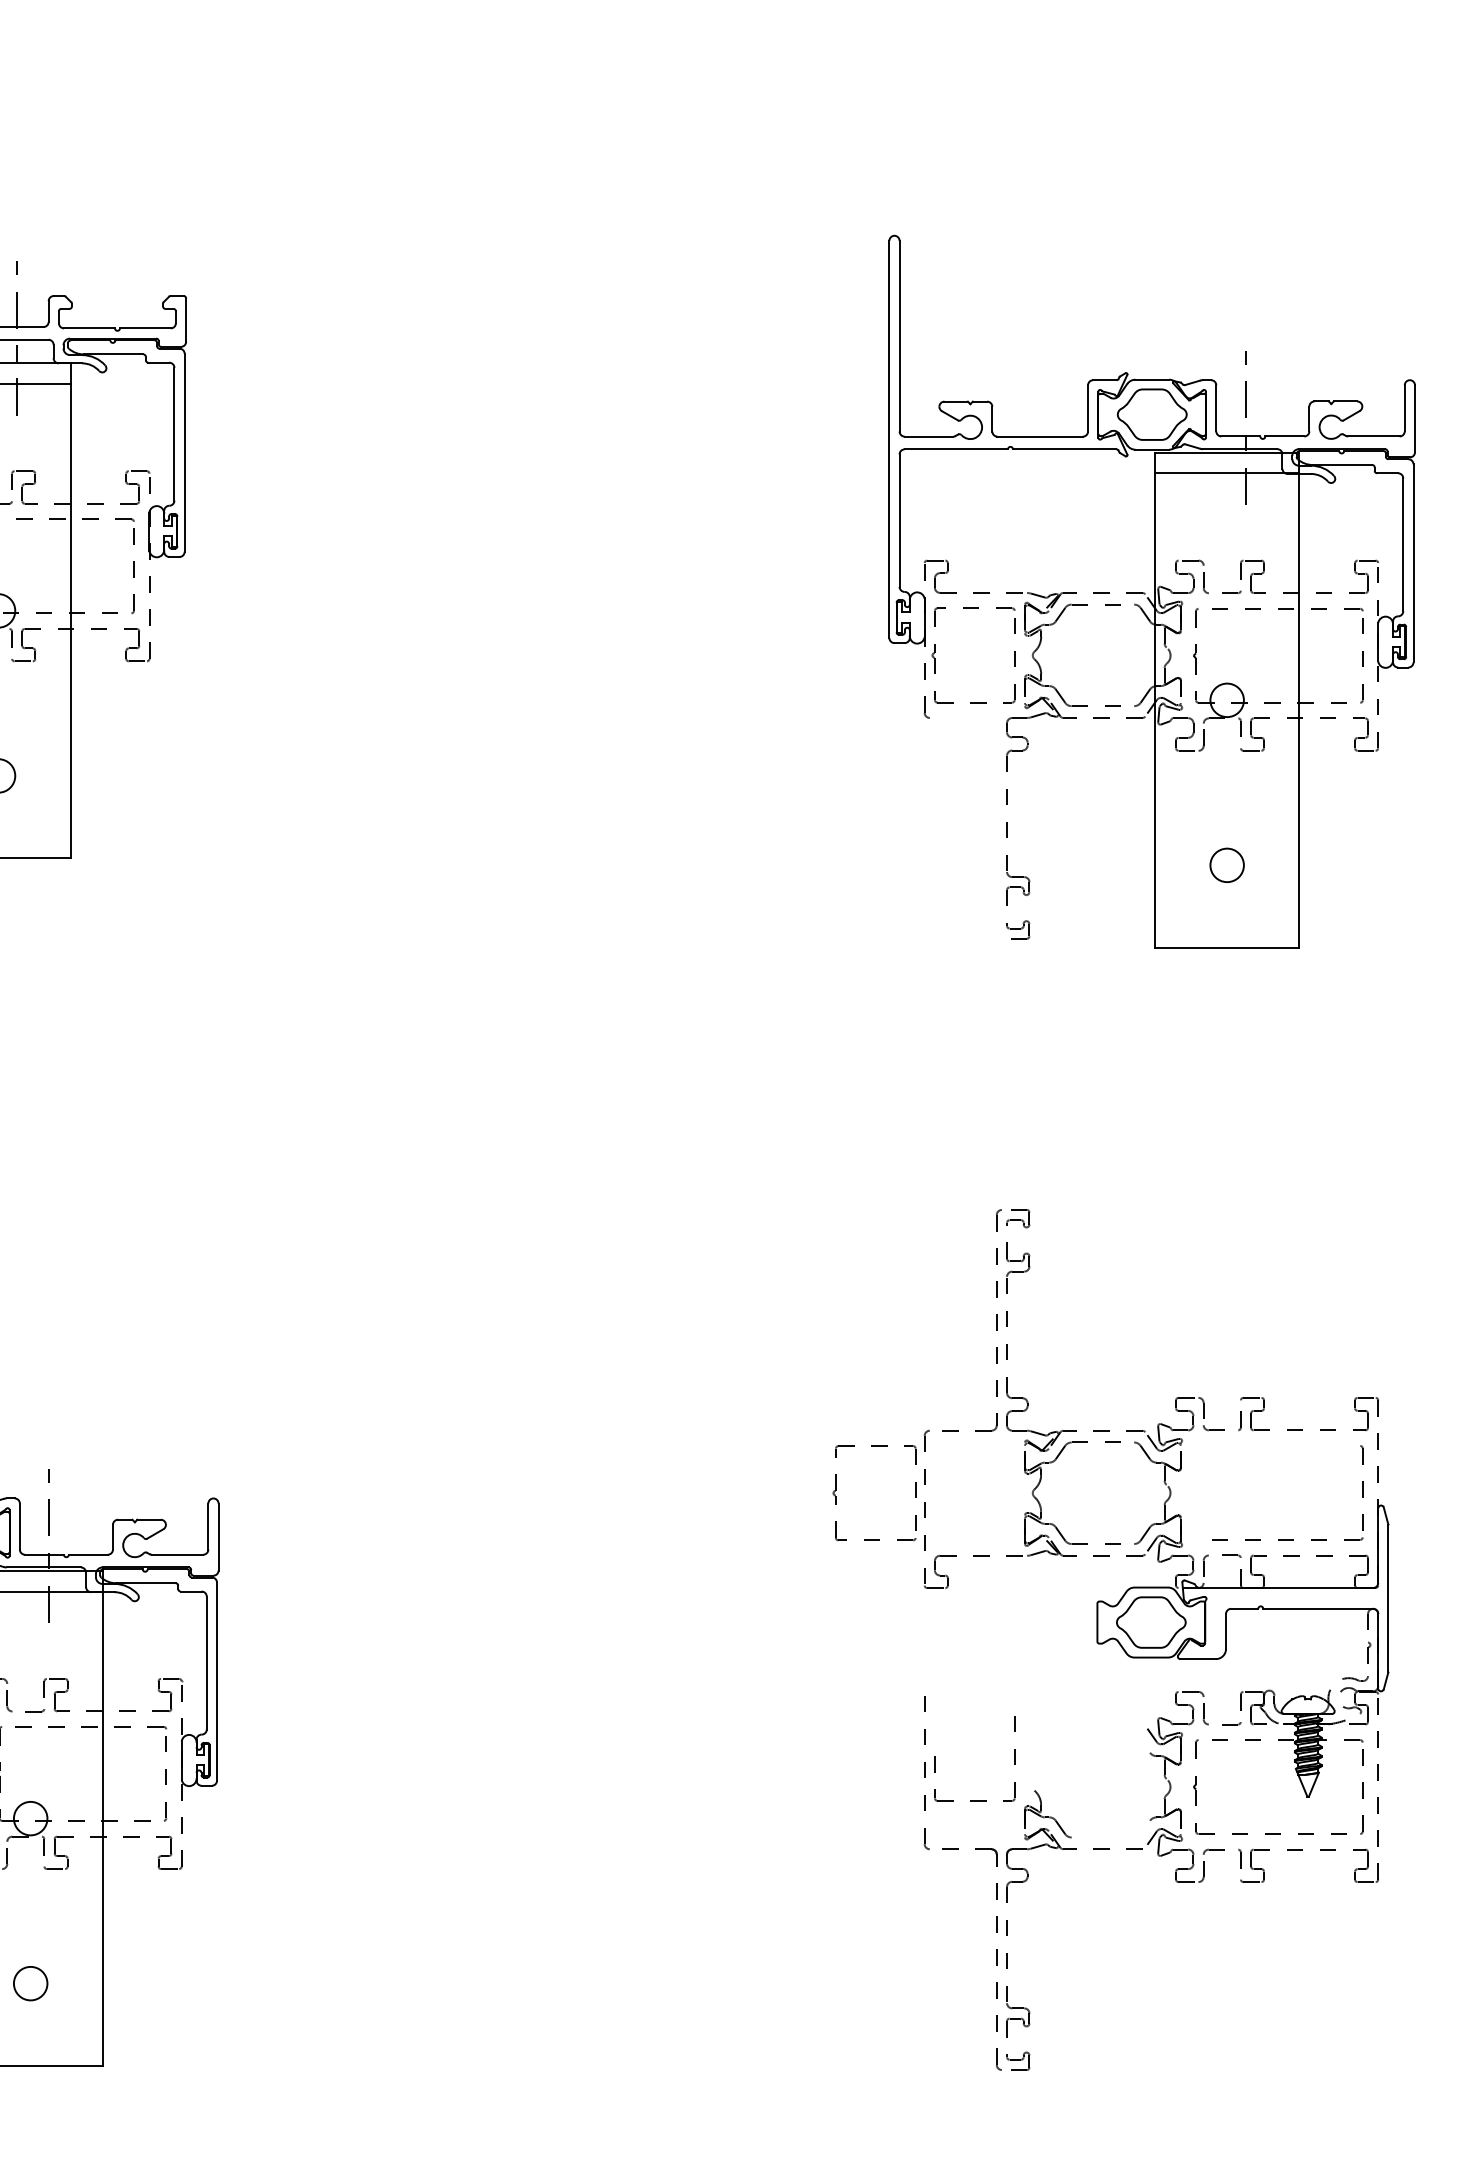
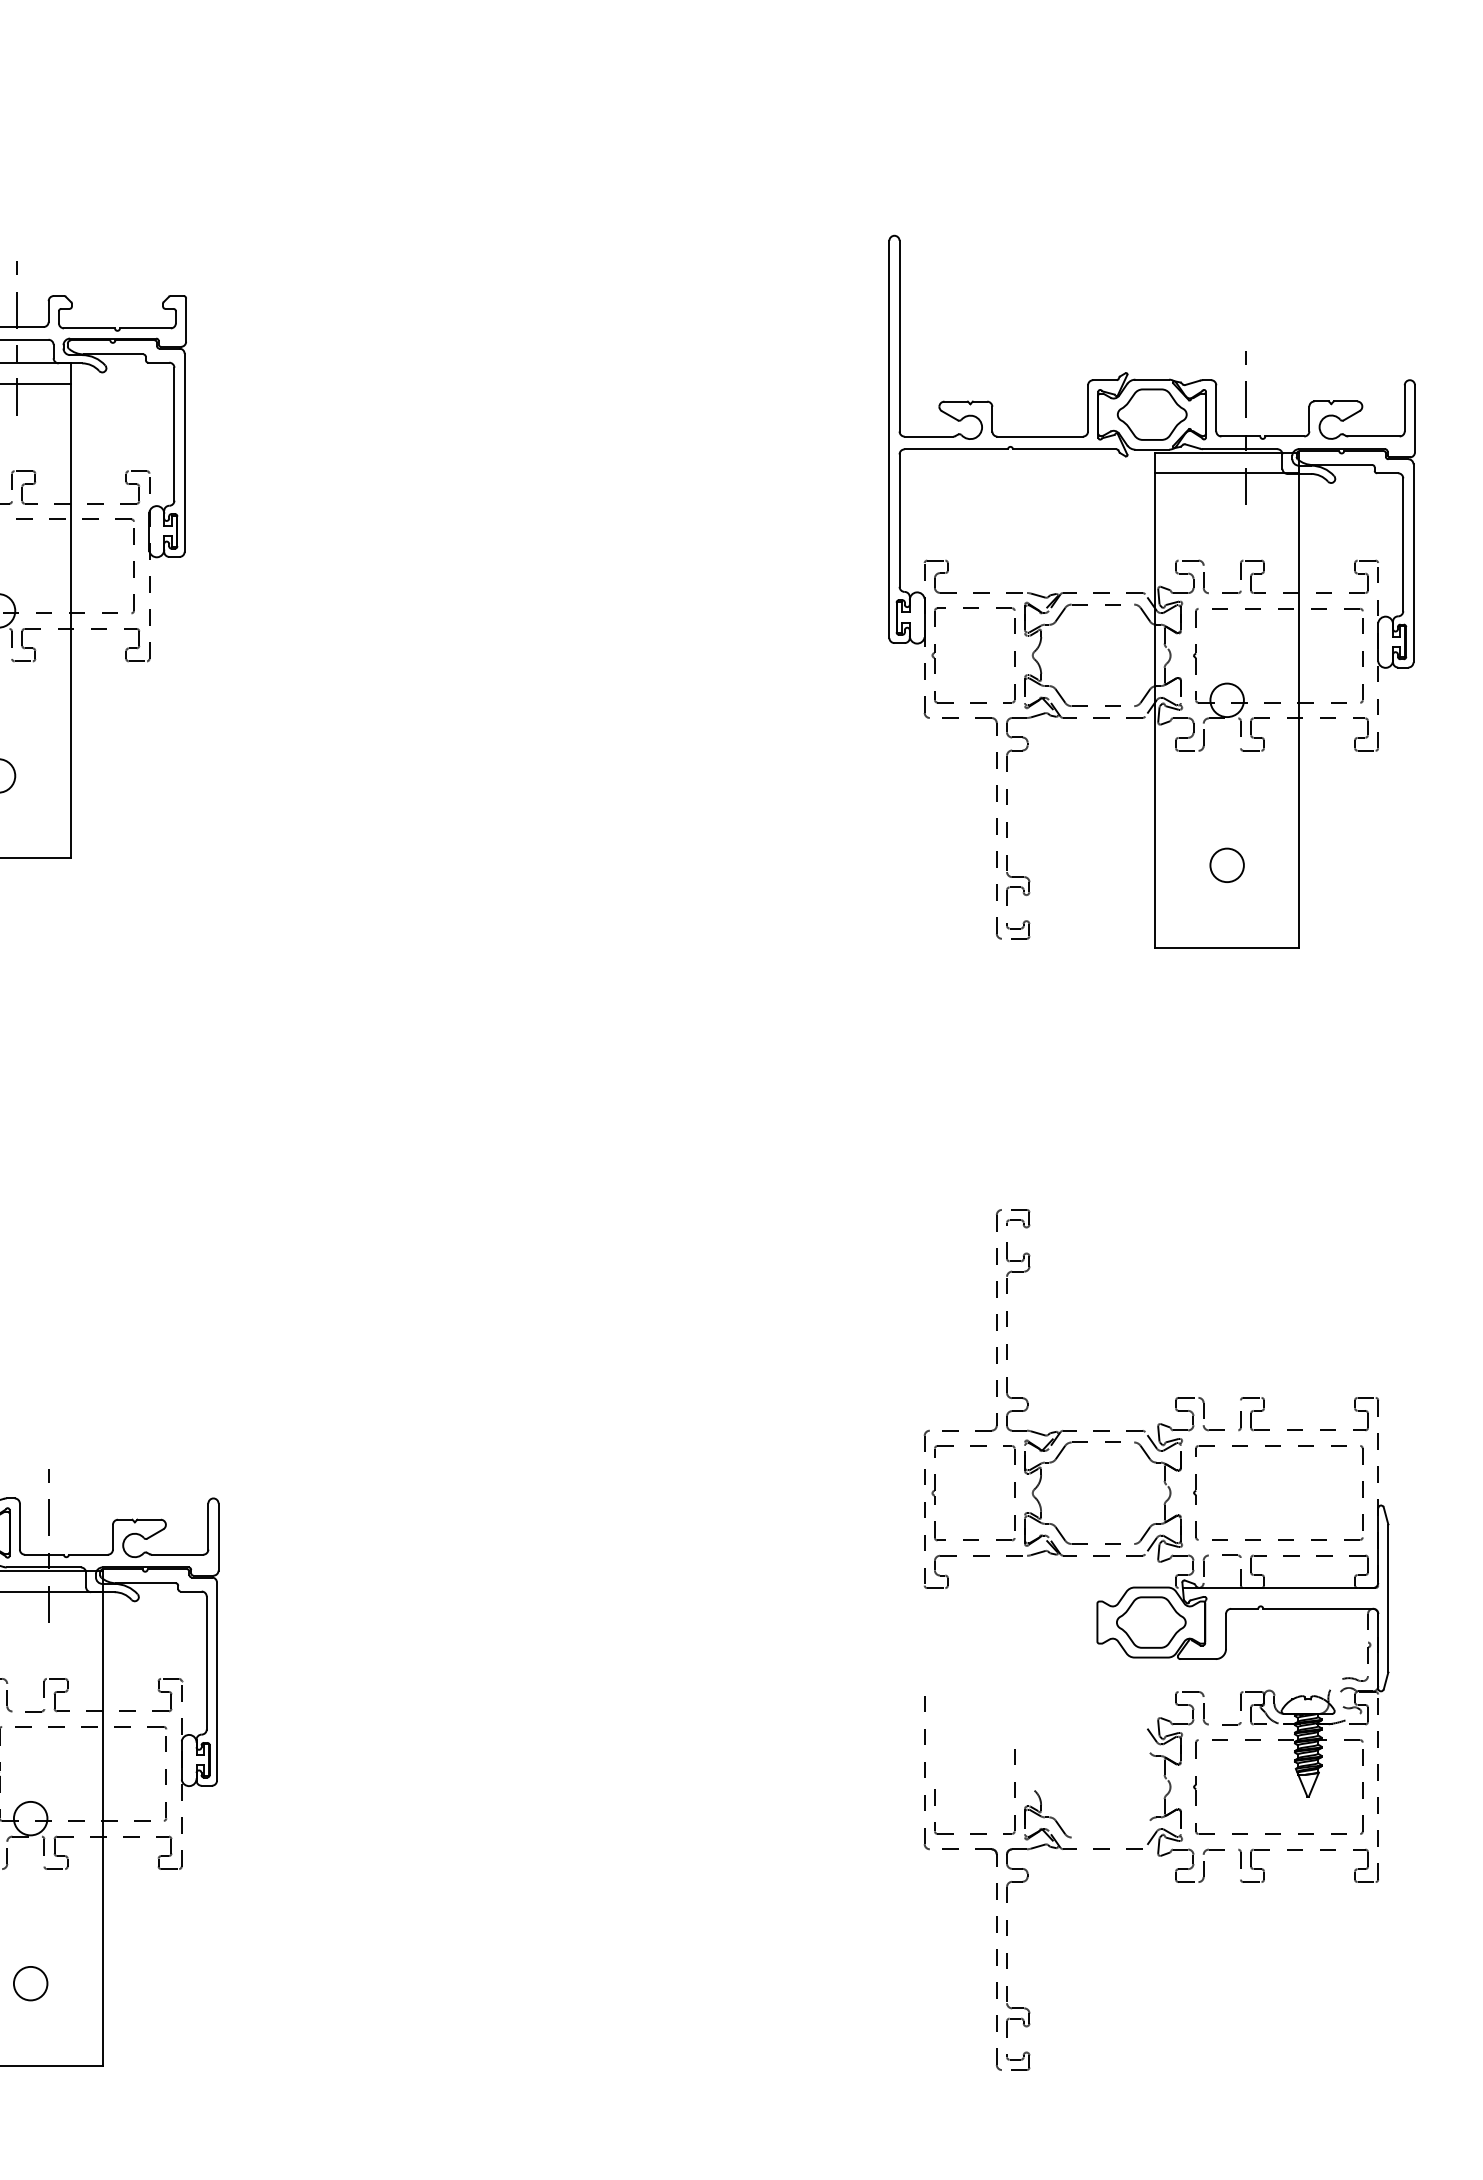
part: none -> present (996, 828)
part: none -> present (1269, 1446)
part position: (836, 1490) -> (935, 1490) (935, 1490)
part position: (935, 1758) -> (935, 1791) (935, 1791)
